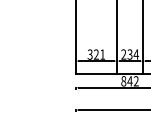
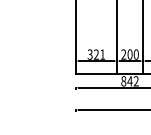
text: 234 -> 200 (133, 54)
